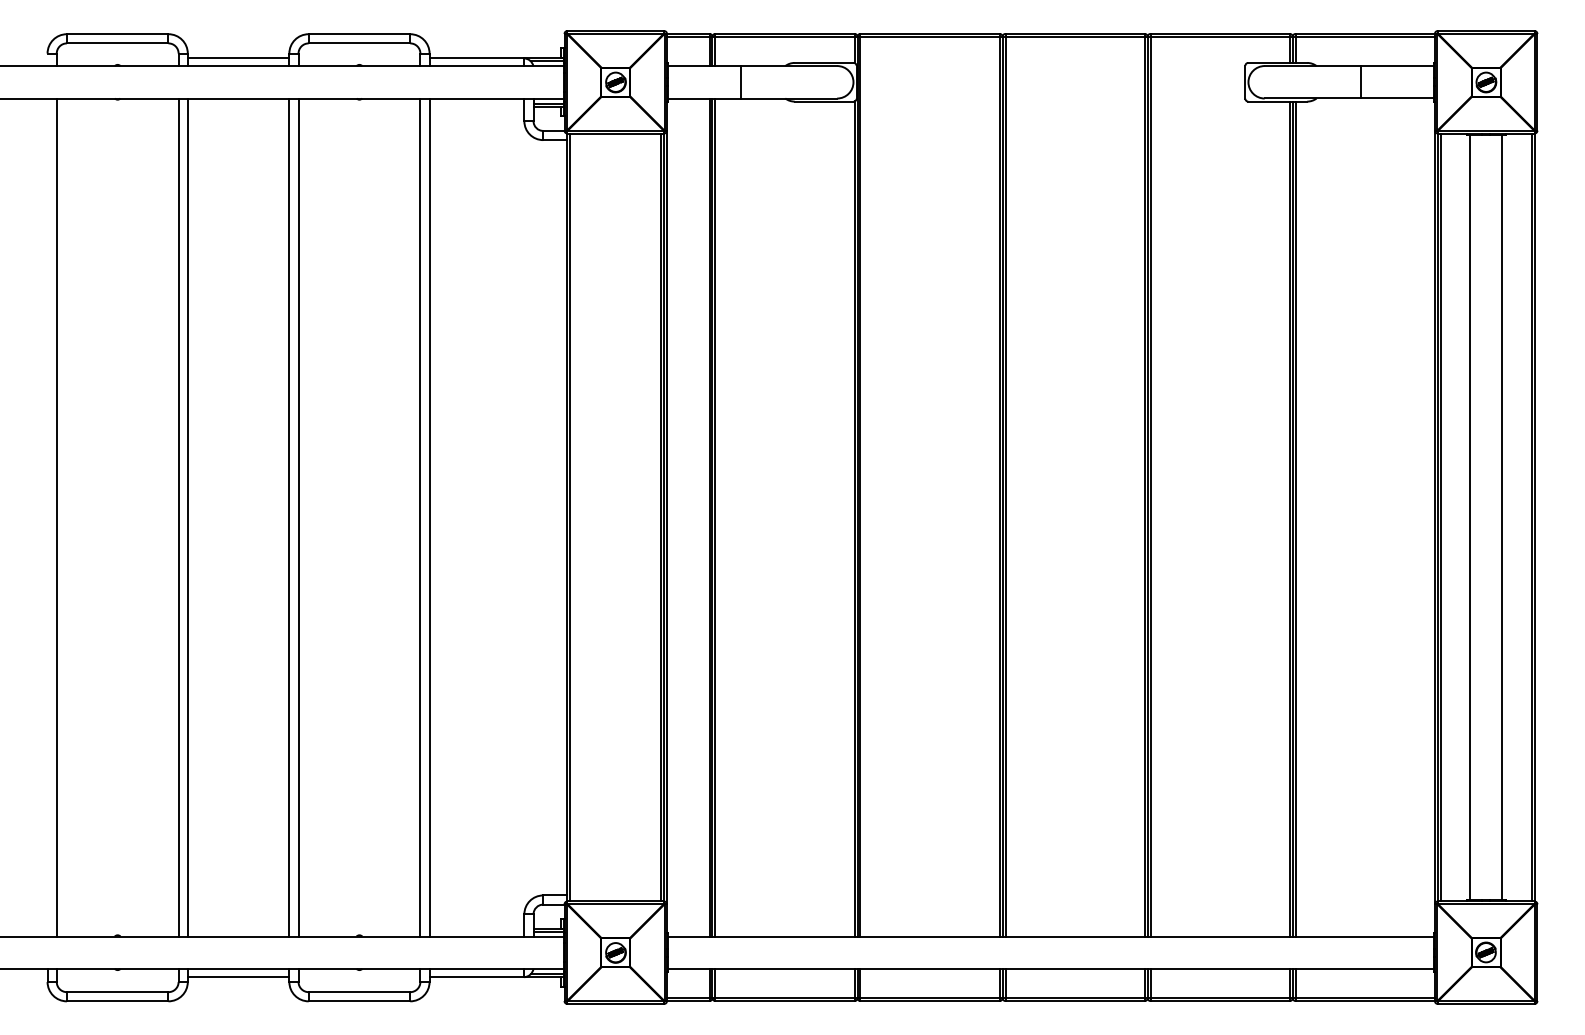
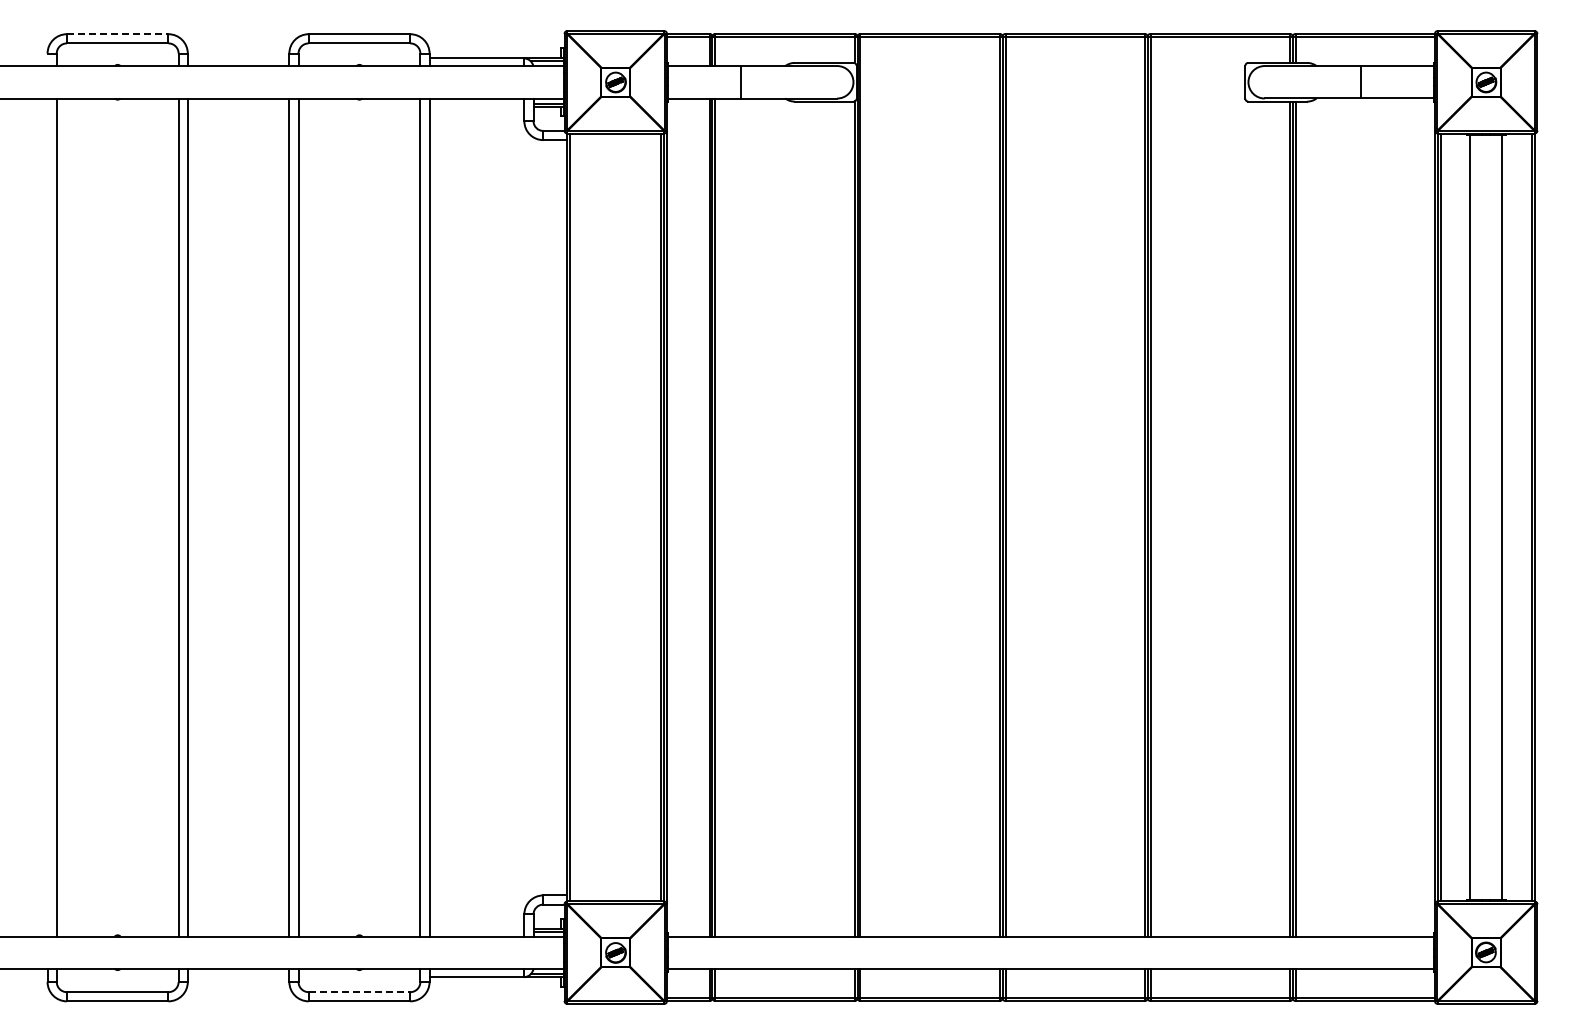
line: solid -> dashed (117, 34)
line: present -> none (238, 58)
line: present -> none (238, 977)
line: solid -> dashed (359, 992)
